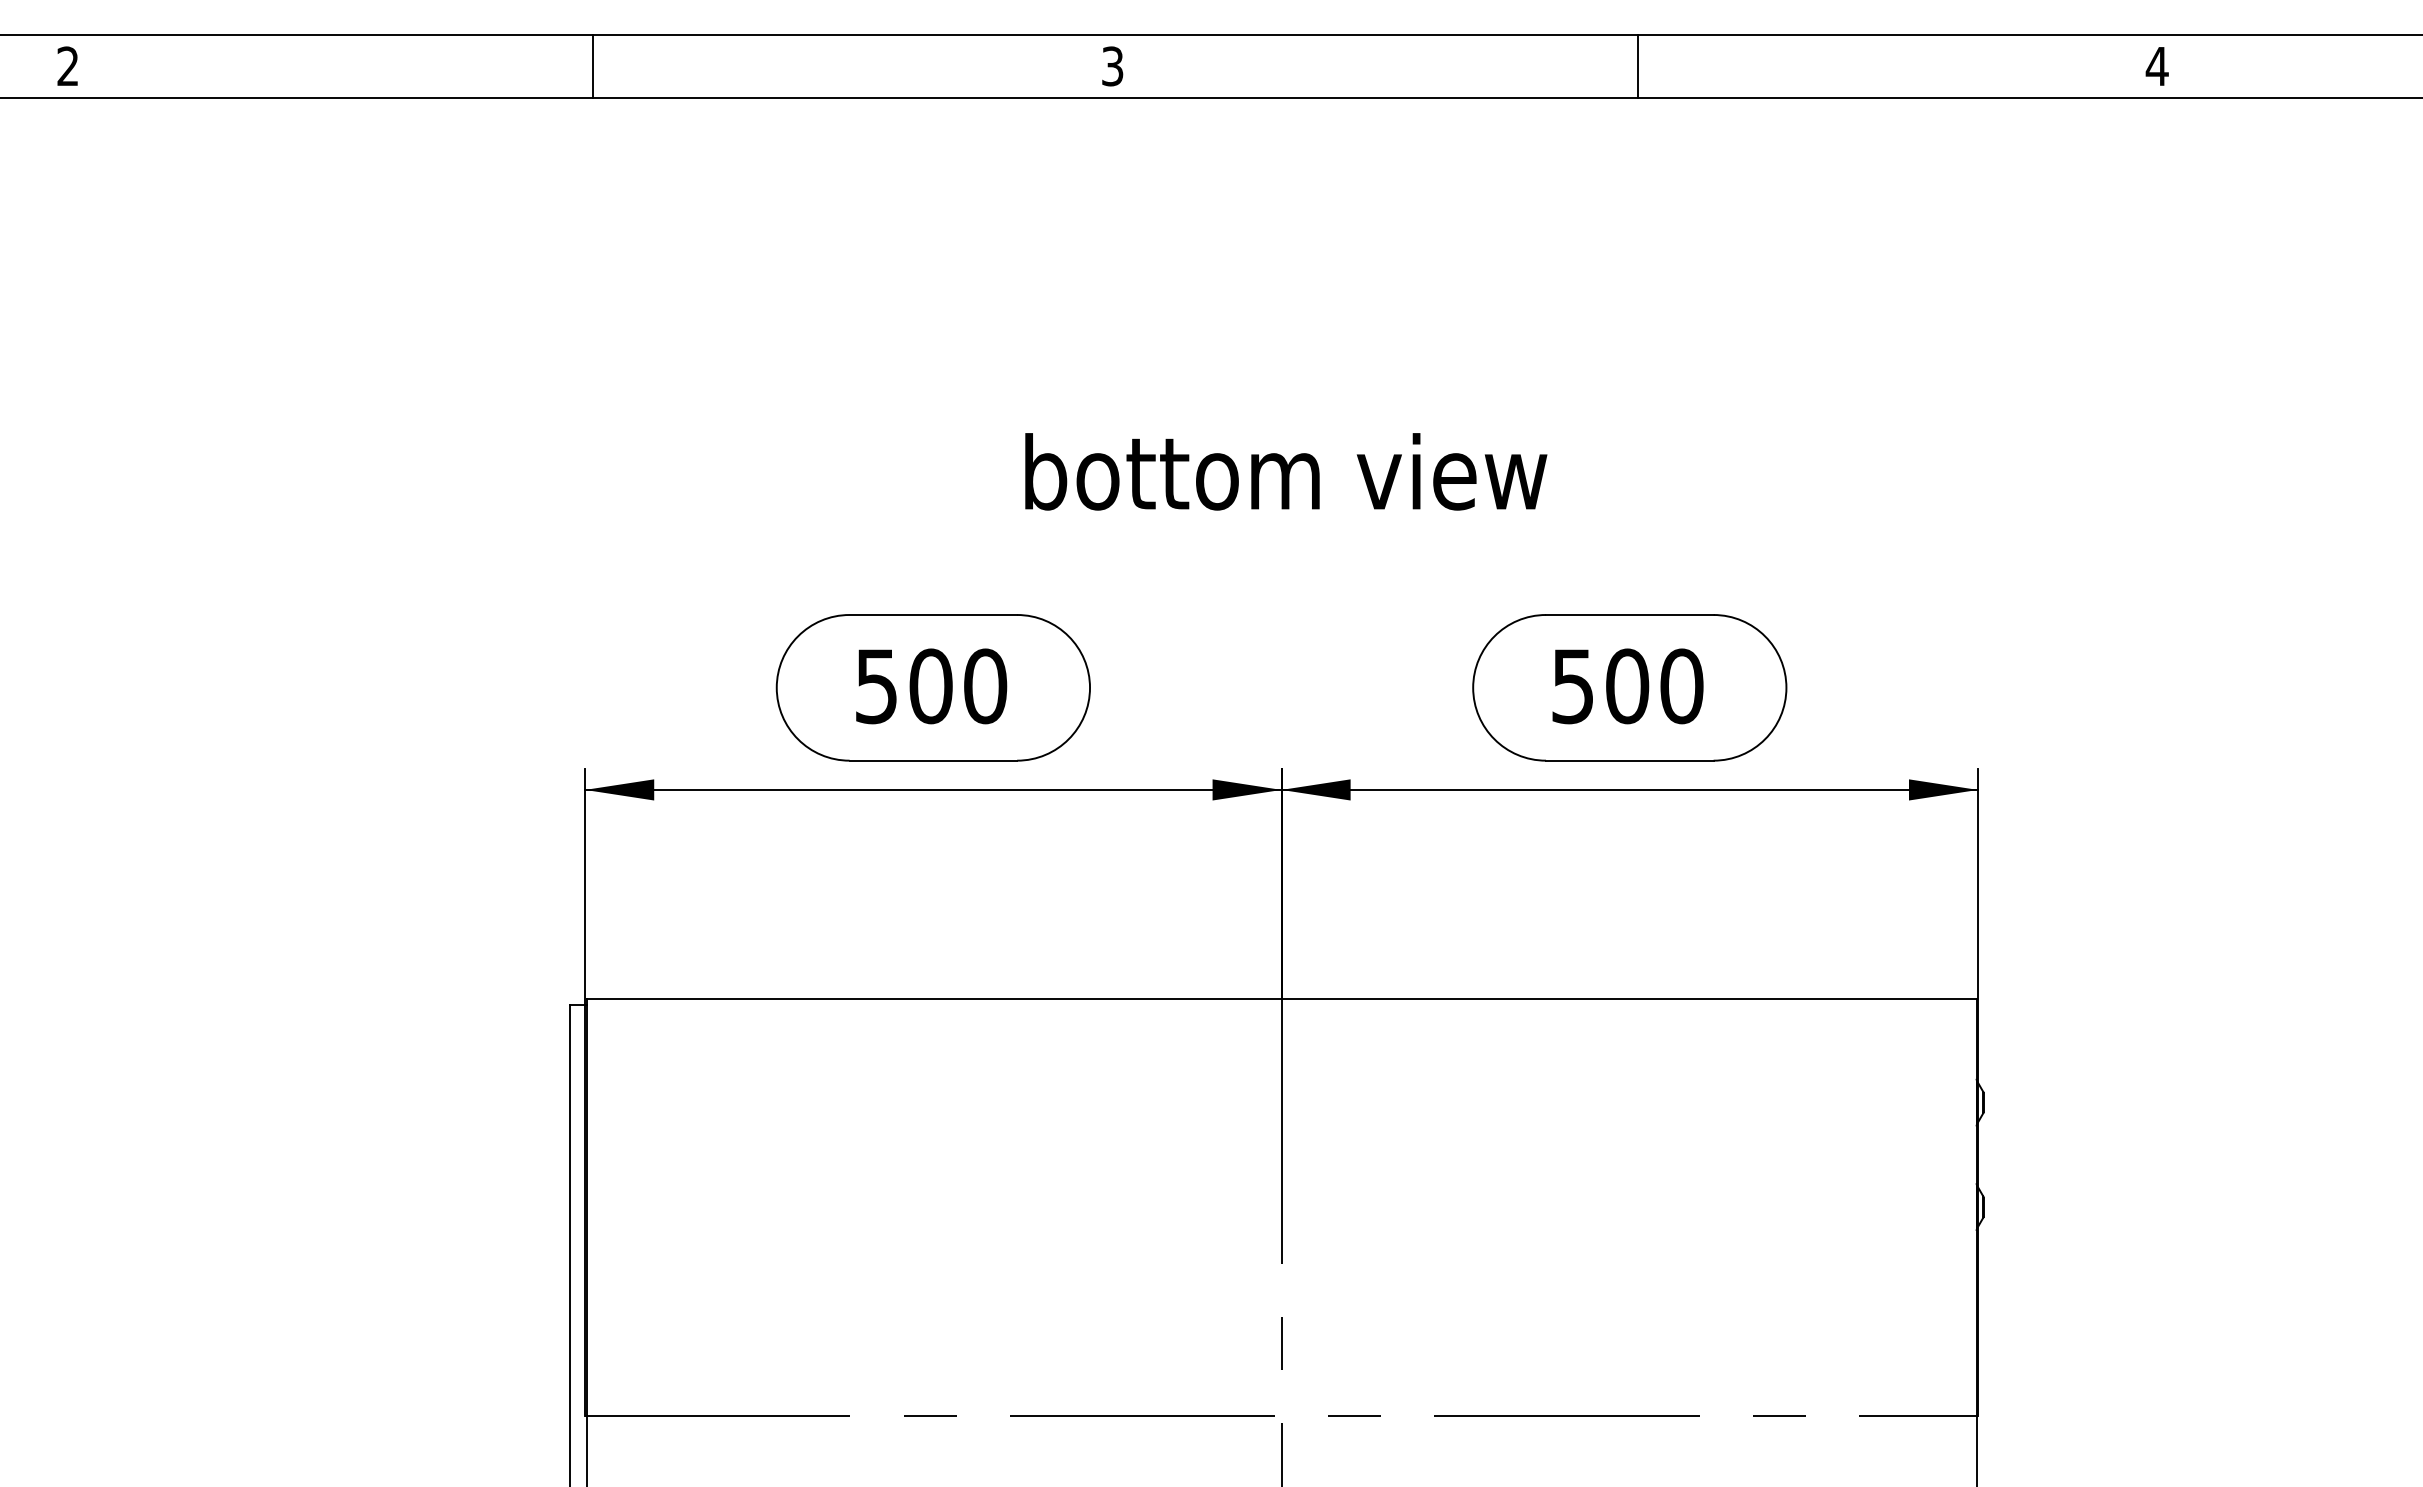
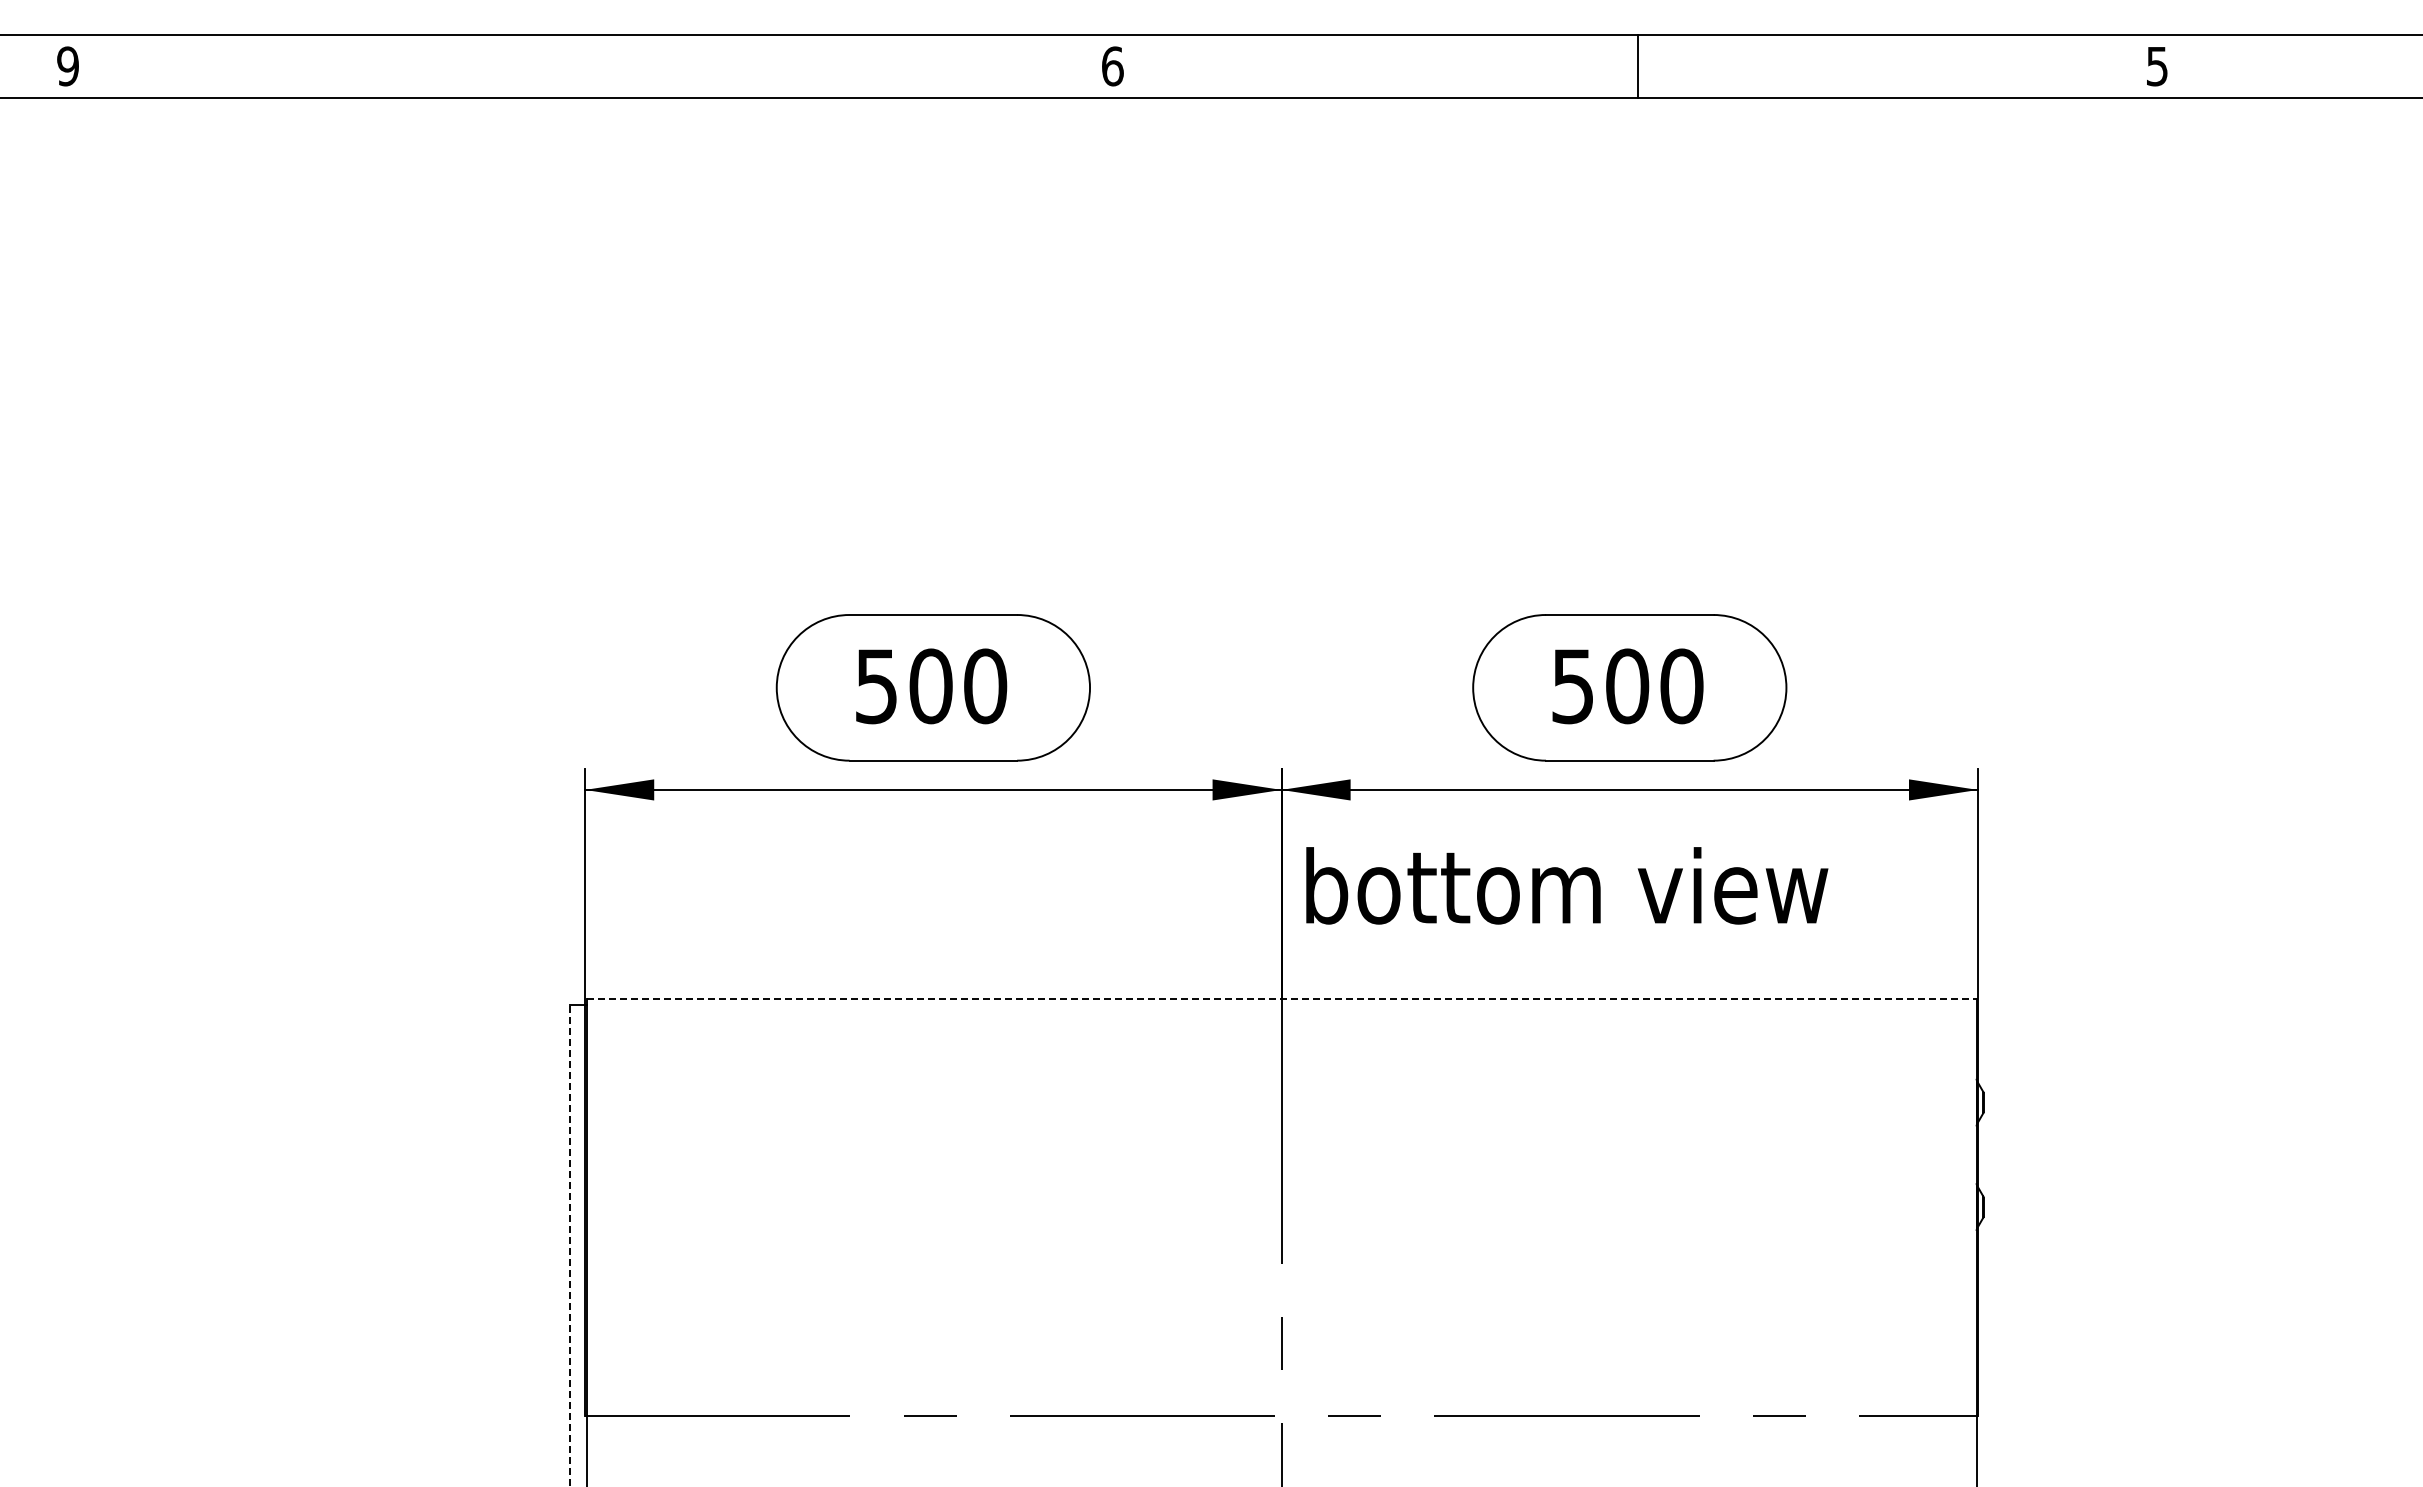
text: 2 -> 9 (67, 66)
line: present -> none (593, 66)
text: 3 -> 6 (1112, 66)
text: 4 -> 5 (2156, 66)
text position: (1286, 471) -> (1567, 885) (1567, 885)
line: solid -> dashed (1282, 998)
line: solid -> dashed (569, 1246)
